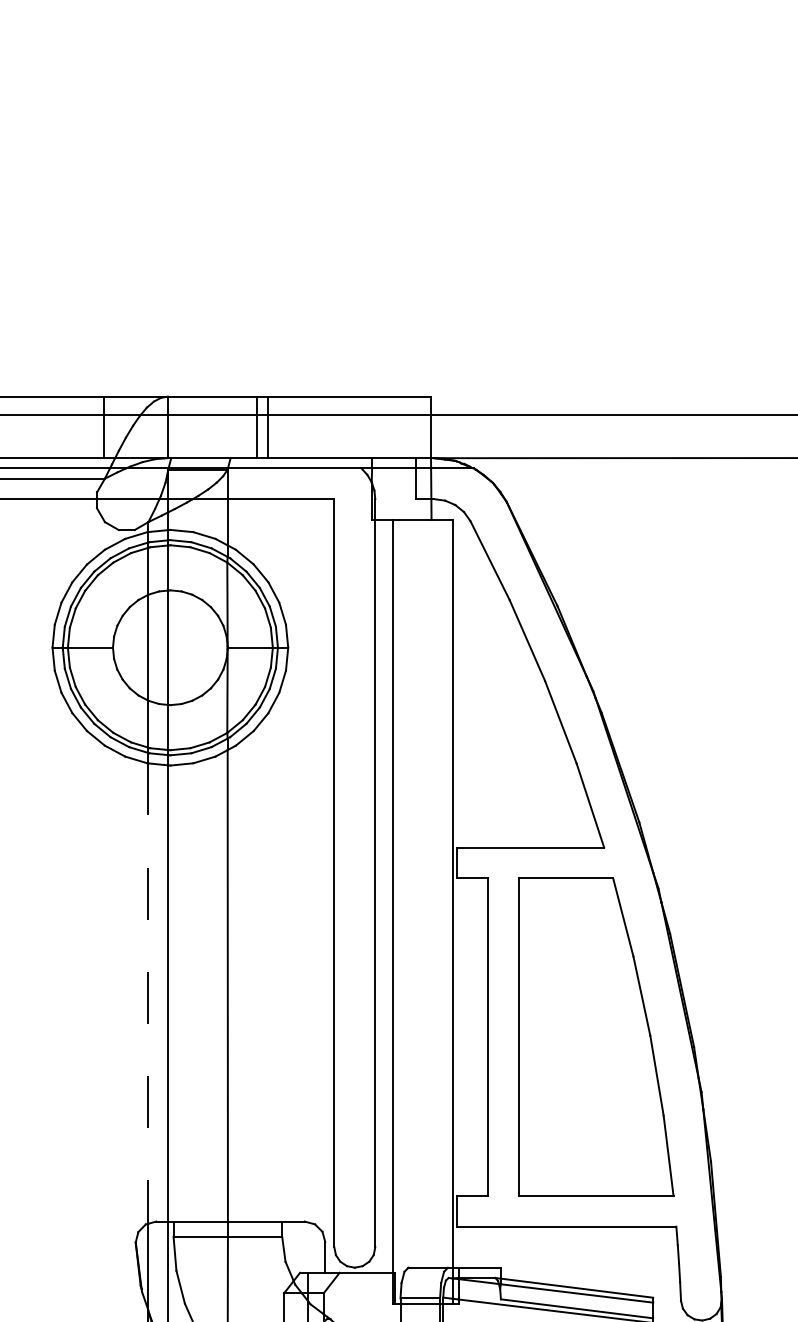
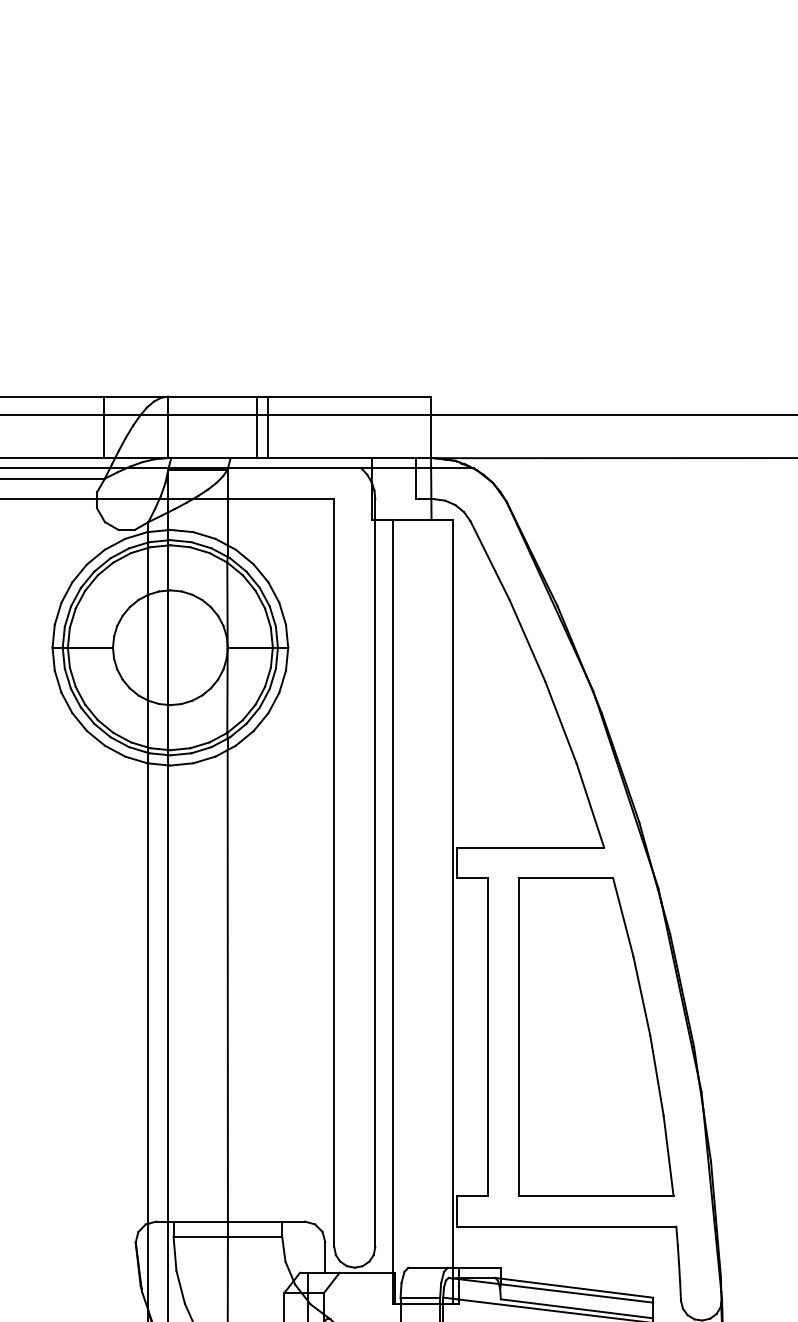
line: dashed -> solid (148, 994)
